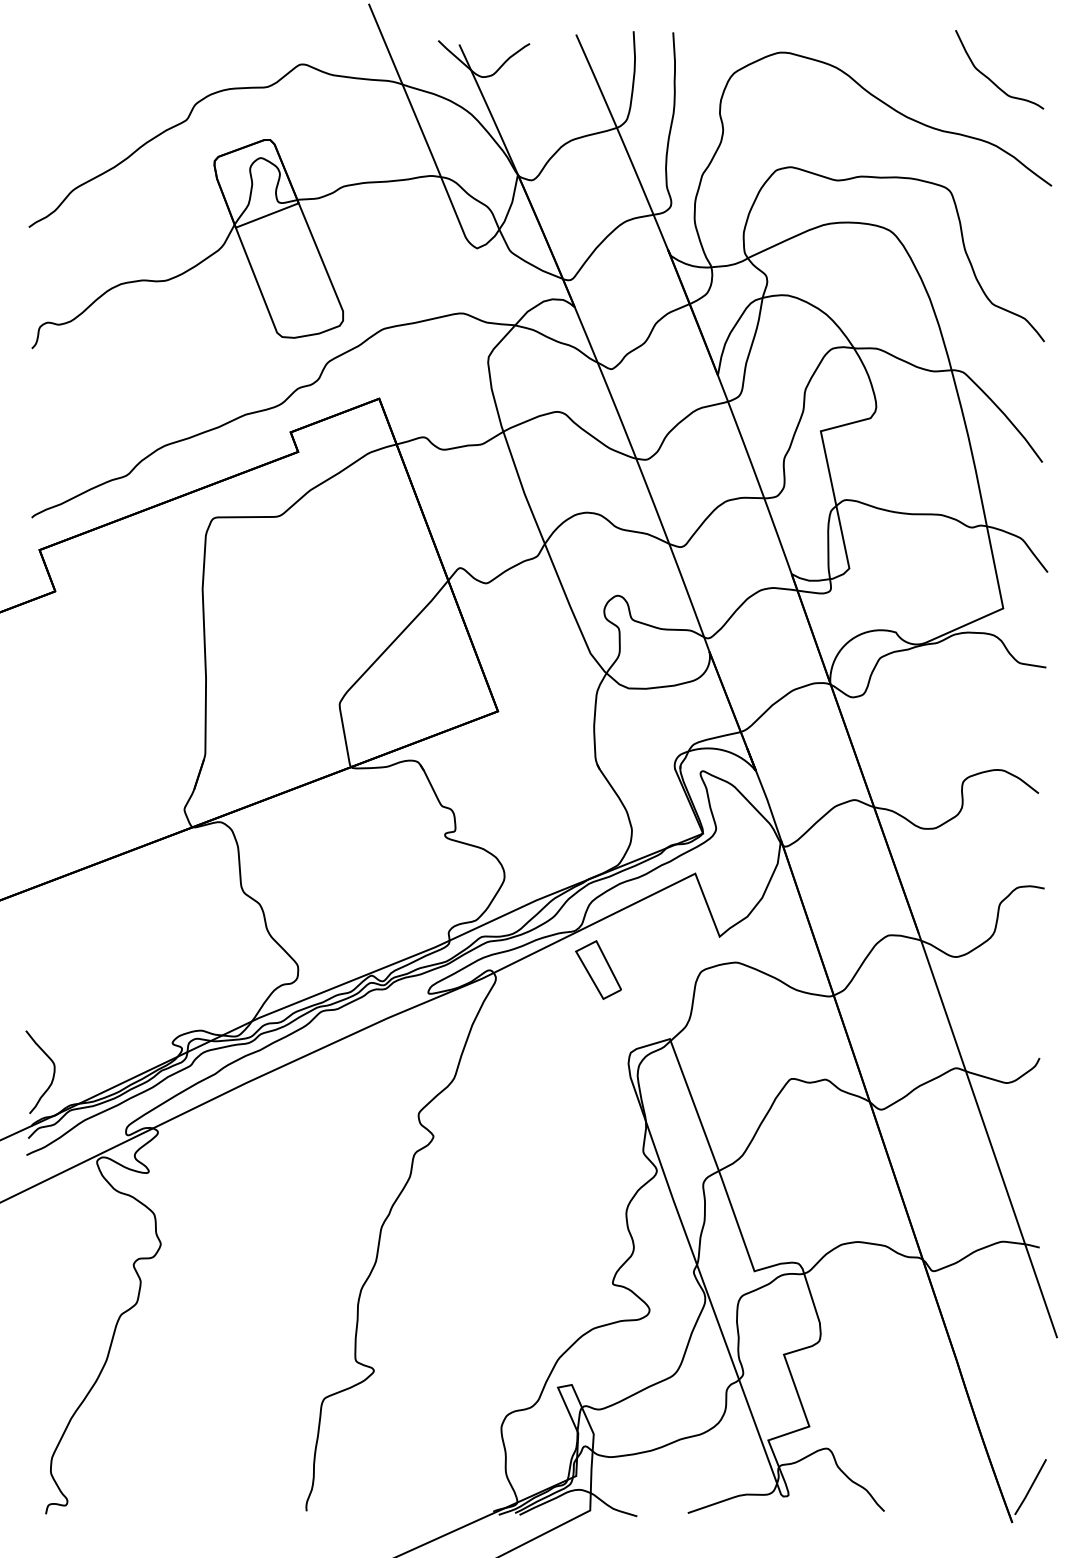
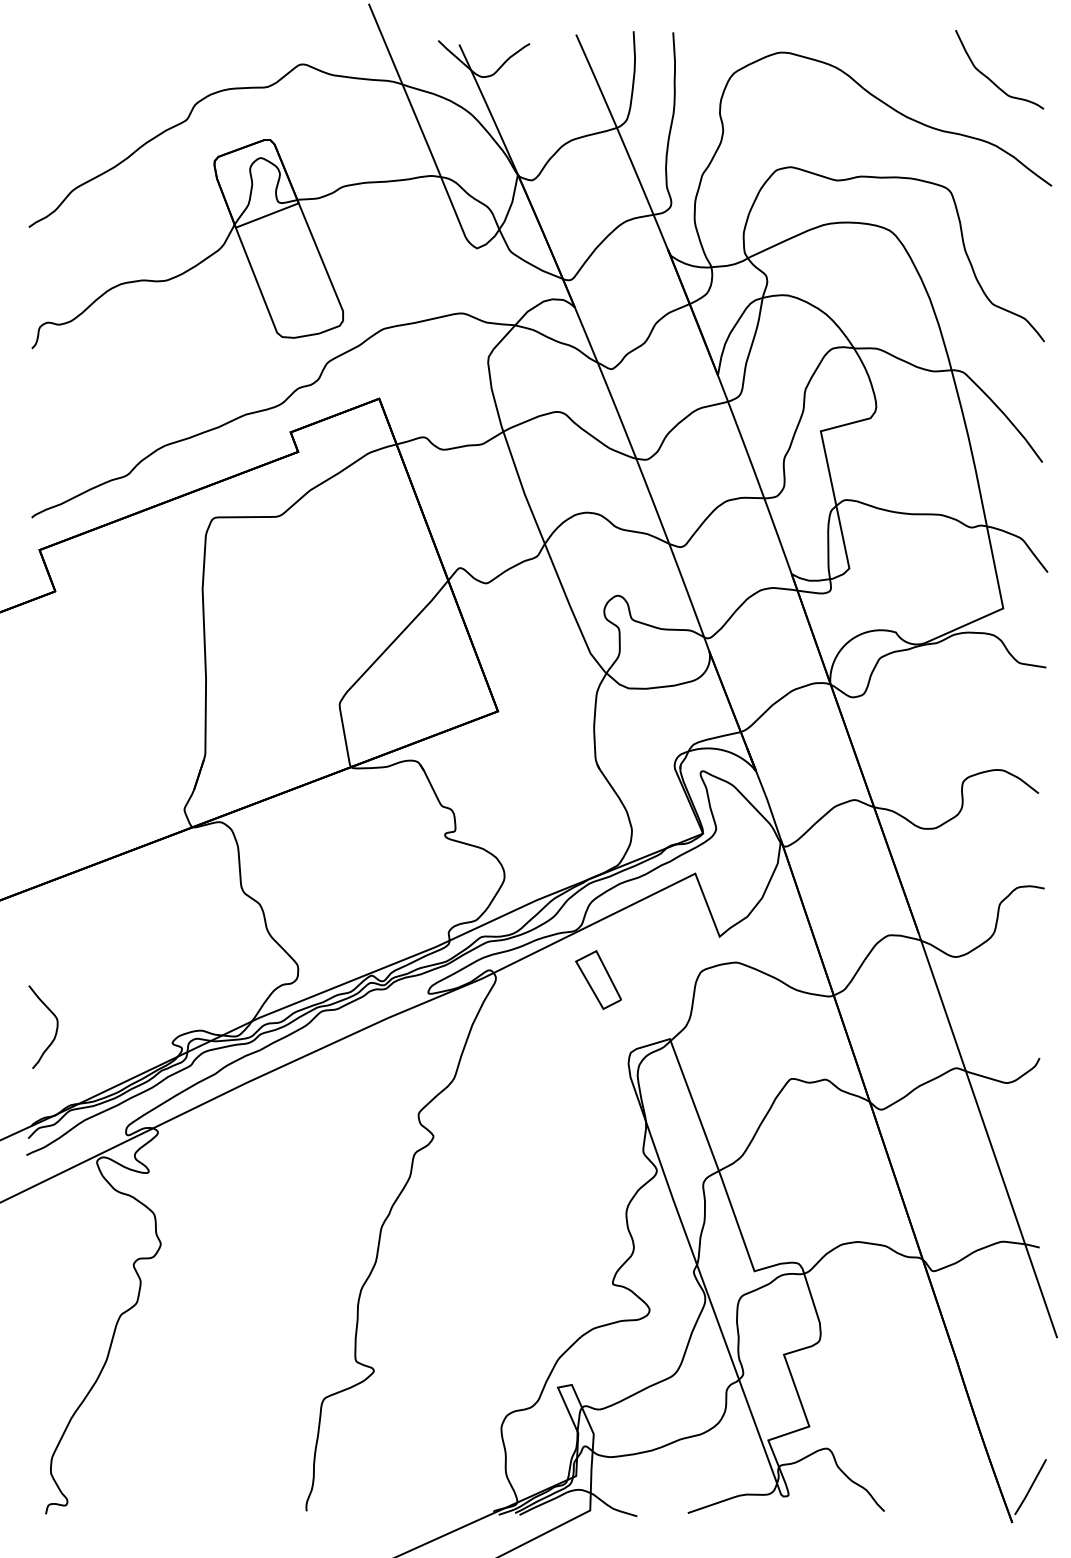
part position: (598, 969) -> (598, 979) (598, 979)
curve position: (52, 1076) -> (55, 1031) (55, 1031)
